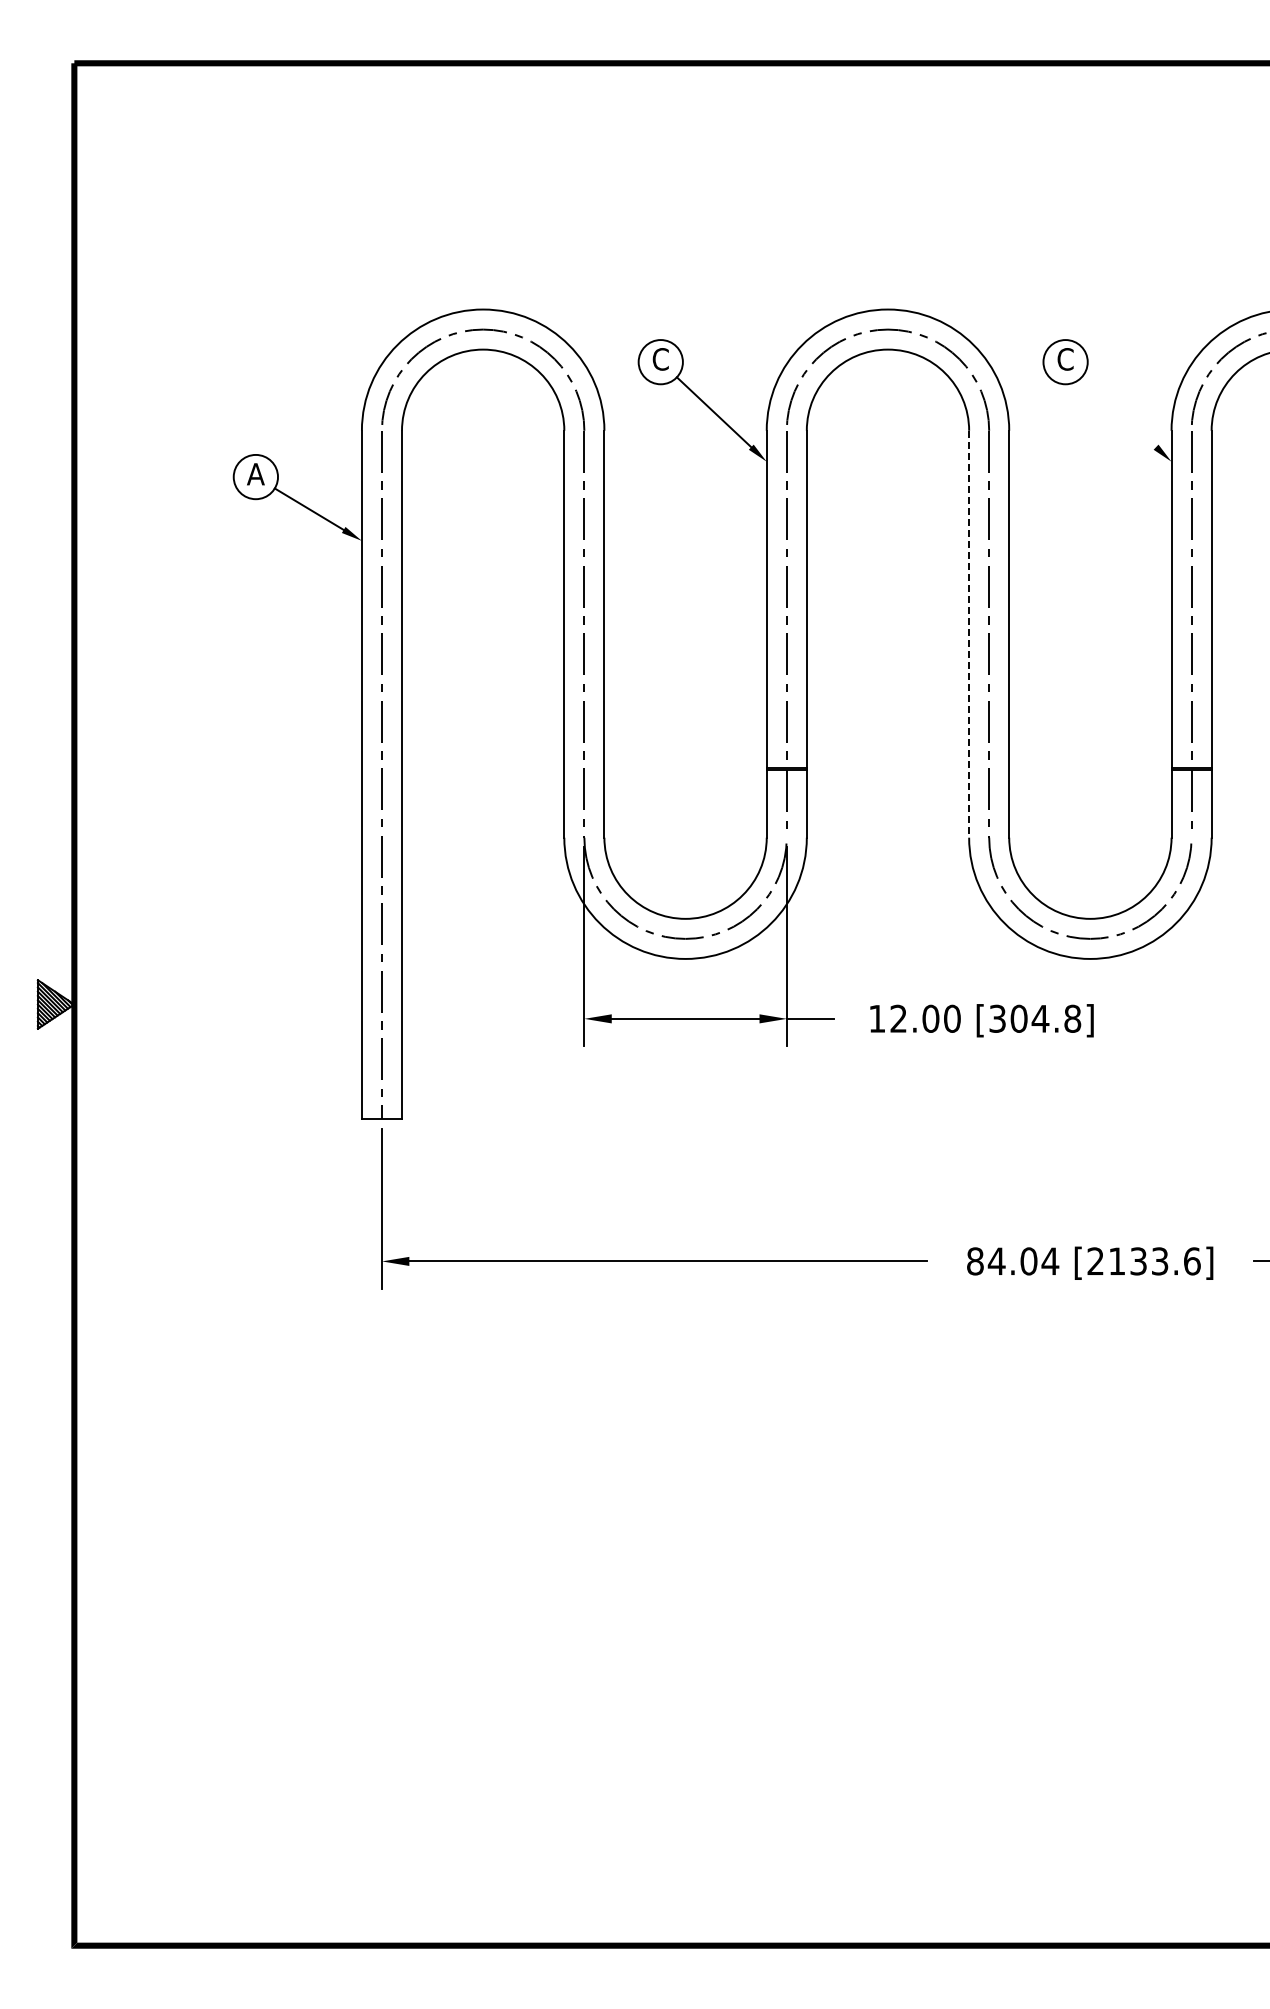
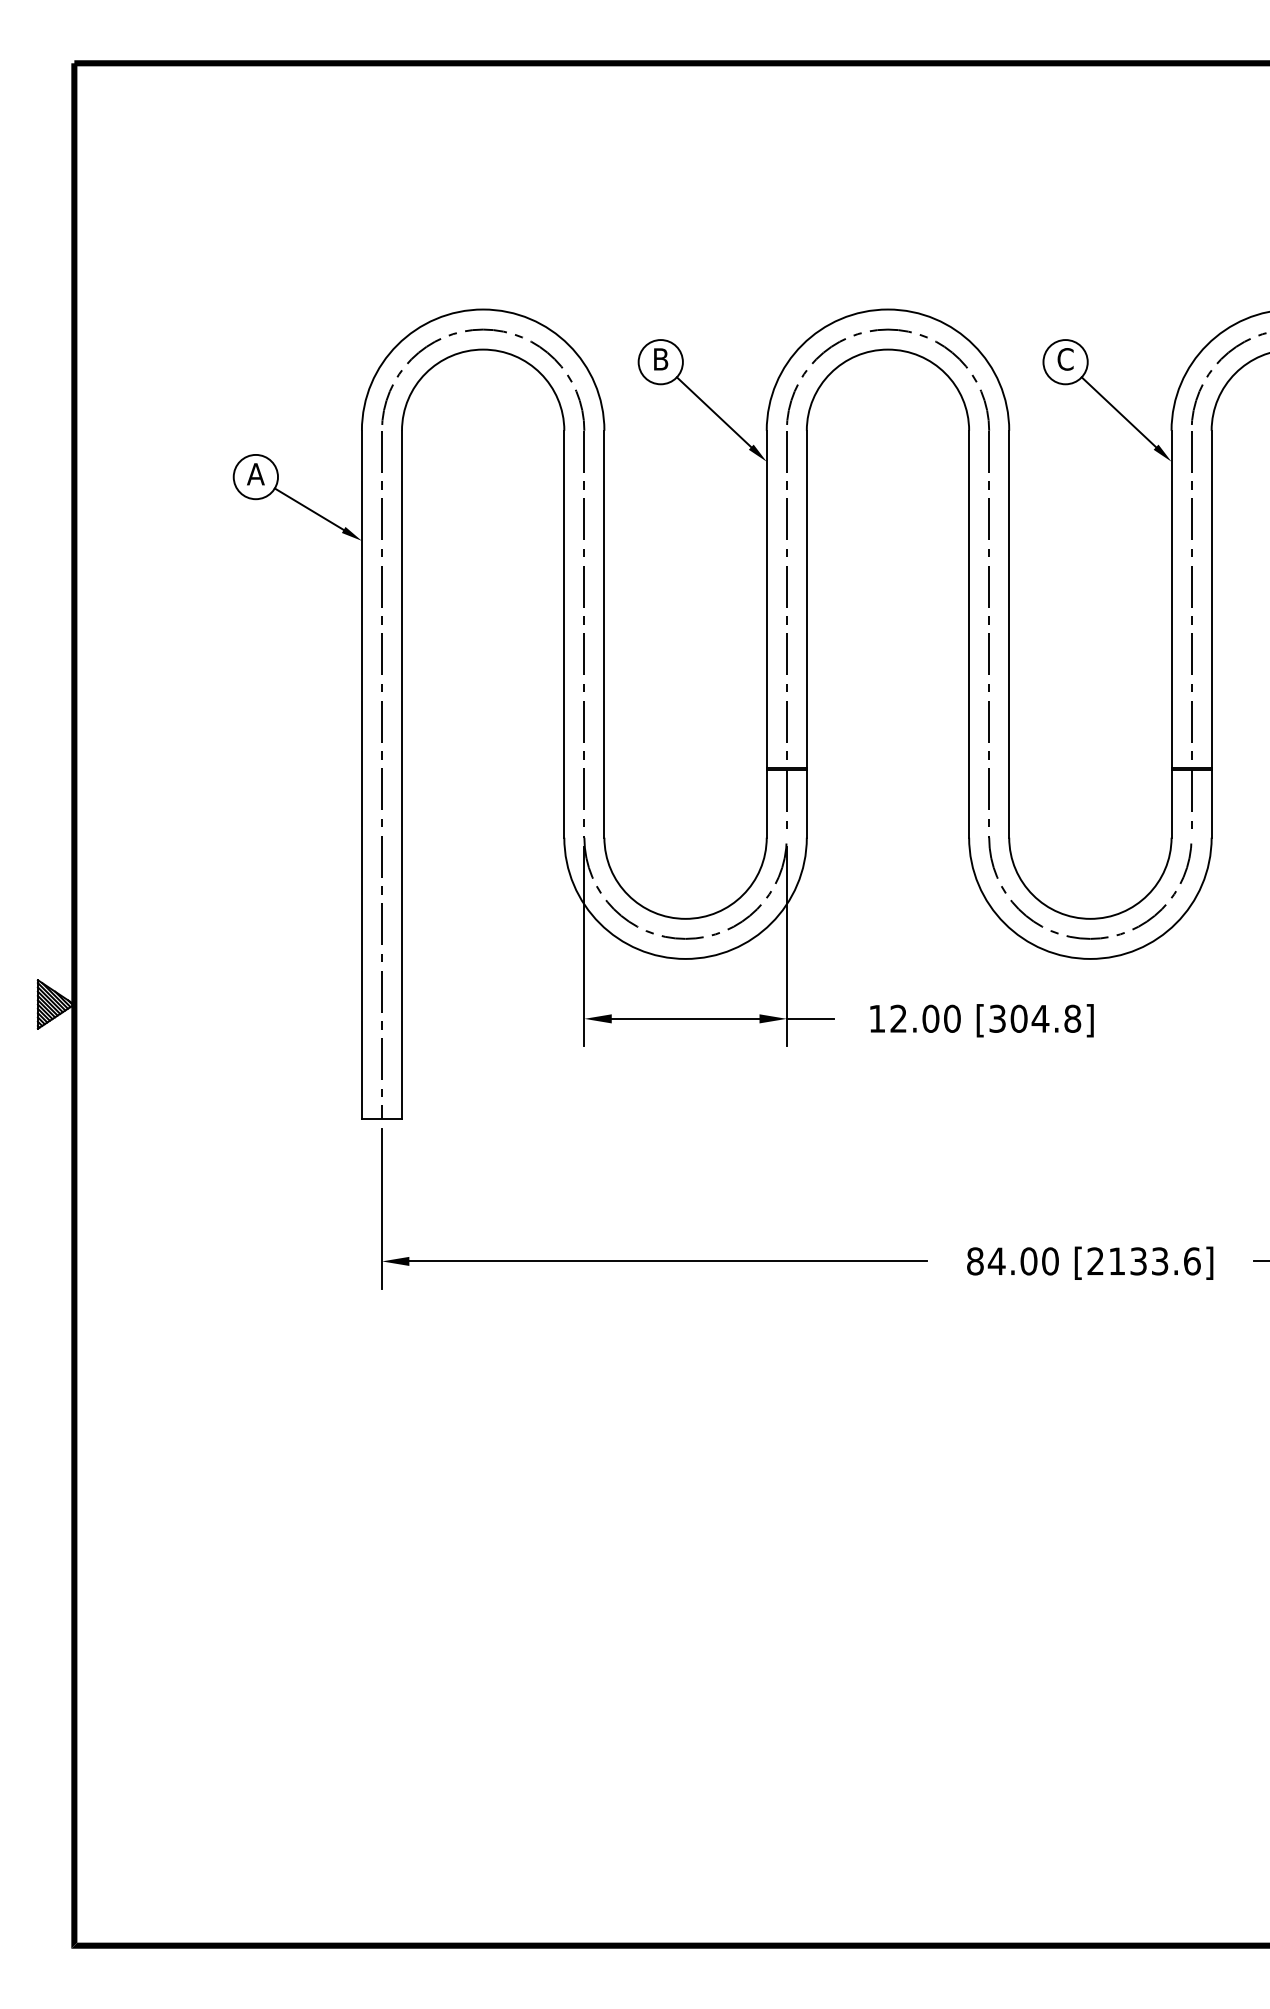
text: C -> B (660, 359)
line: none -> present (1118, 412)
line: dashed -> solid (969, 634)
text: 84.04 -> 84.00 (1050, 1261)
